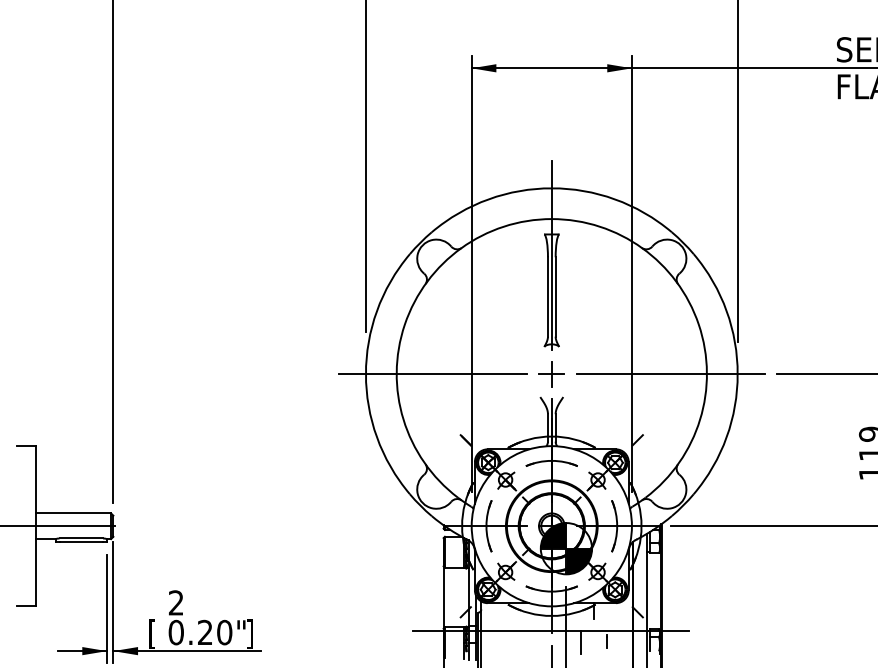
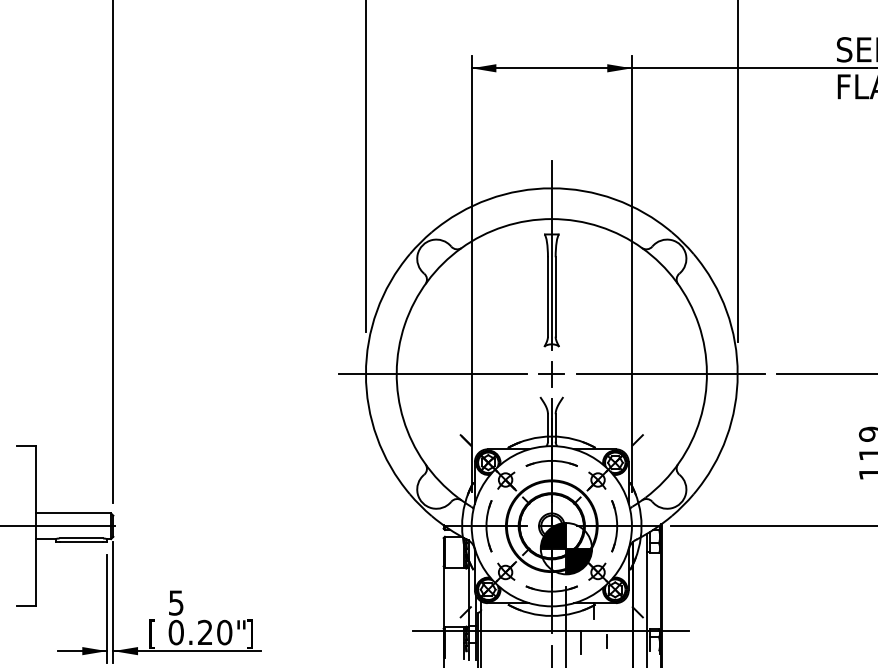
text: 2 -> 5 (176, 602)
